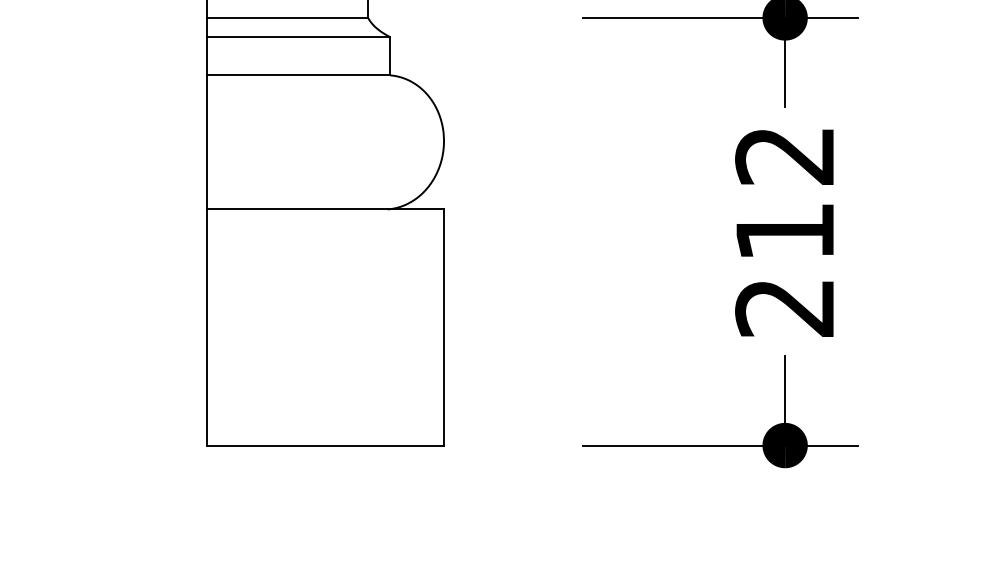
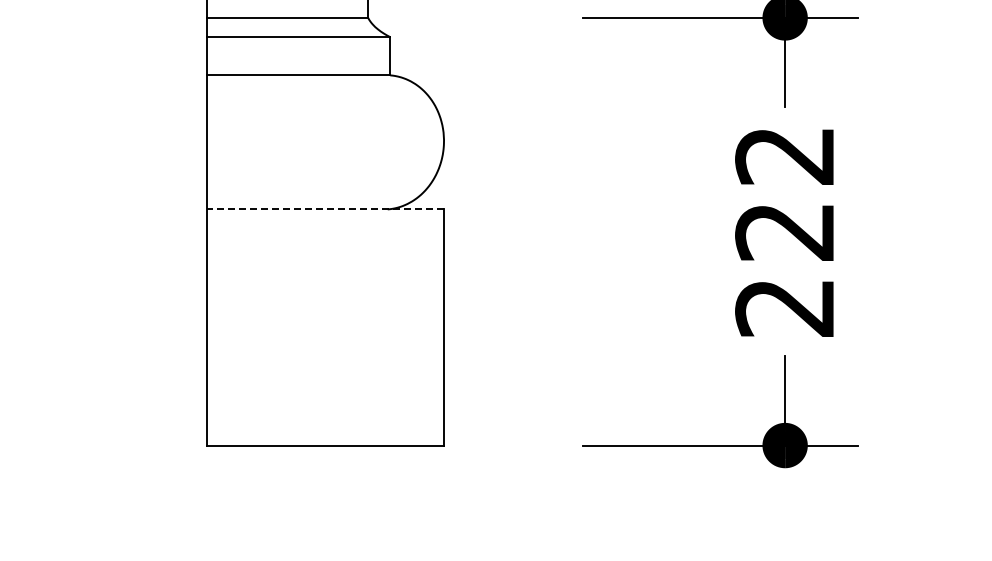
line: solid -> dashed (325, 209)
text: 212 -> 222 (784, 232)
